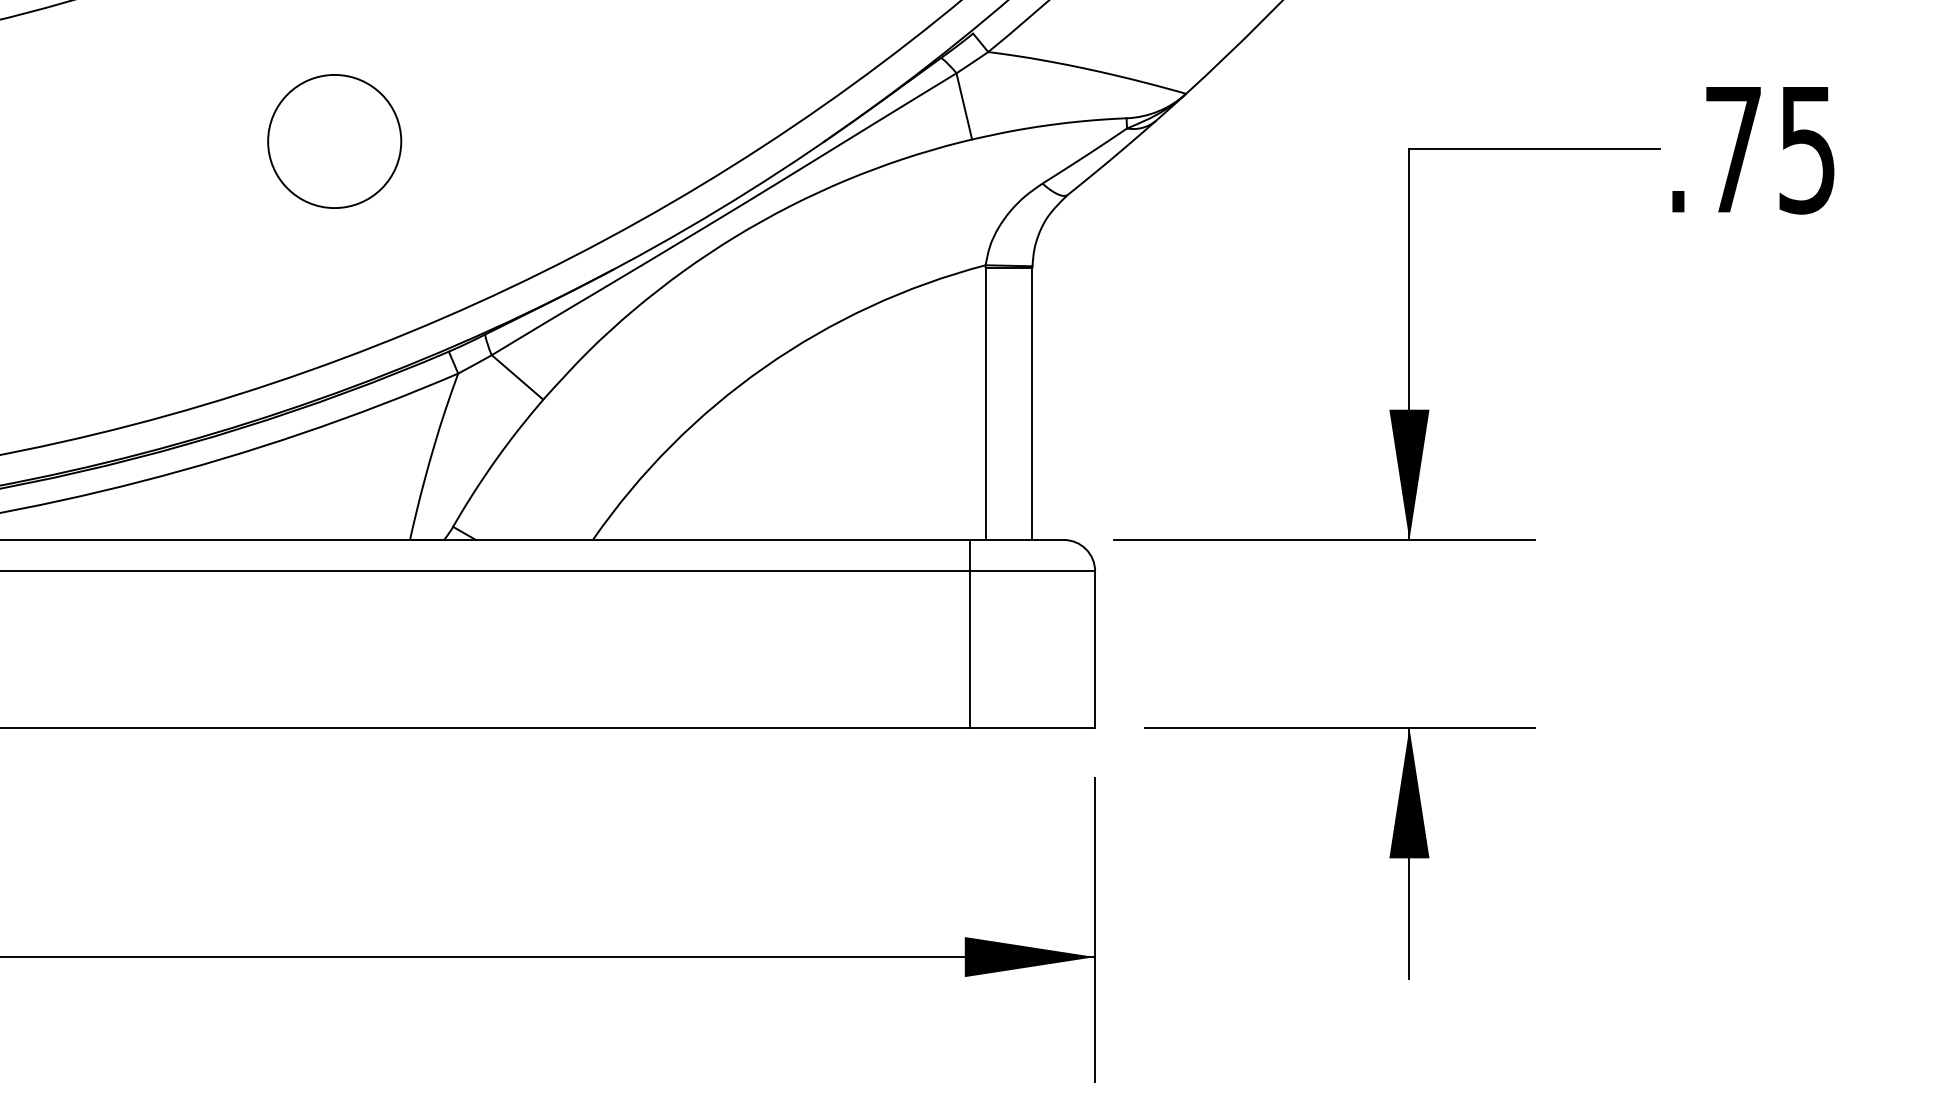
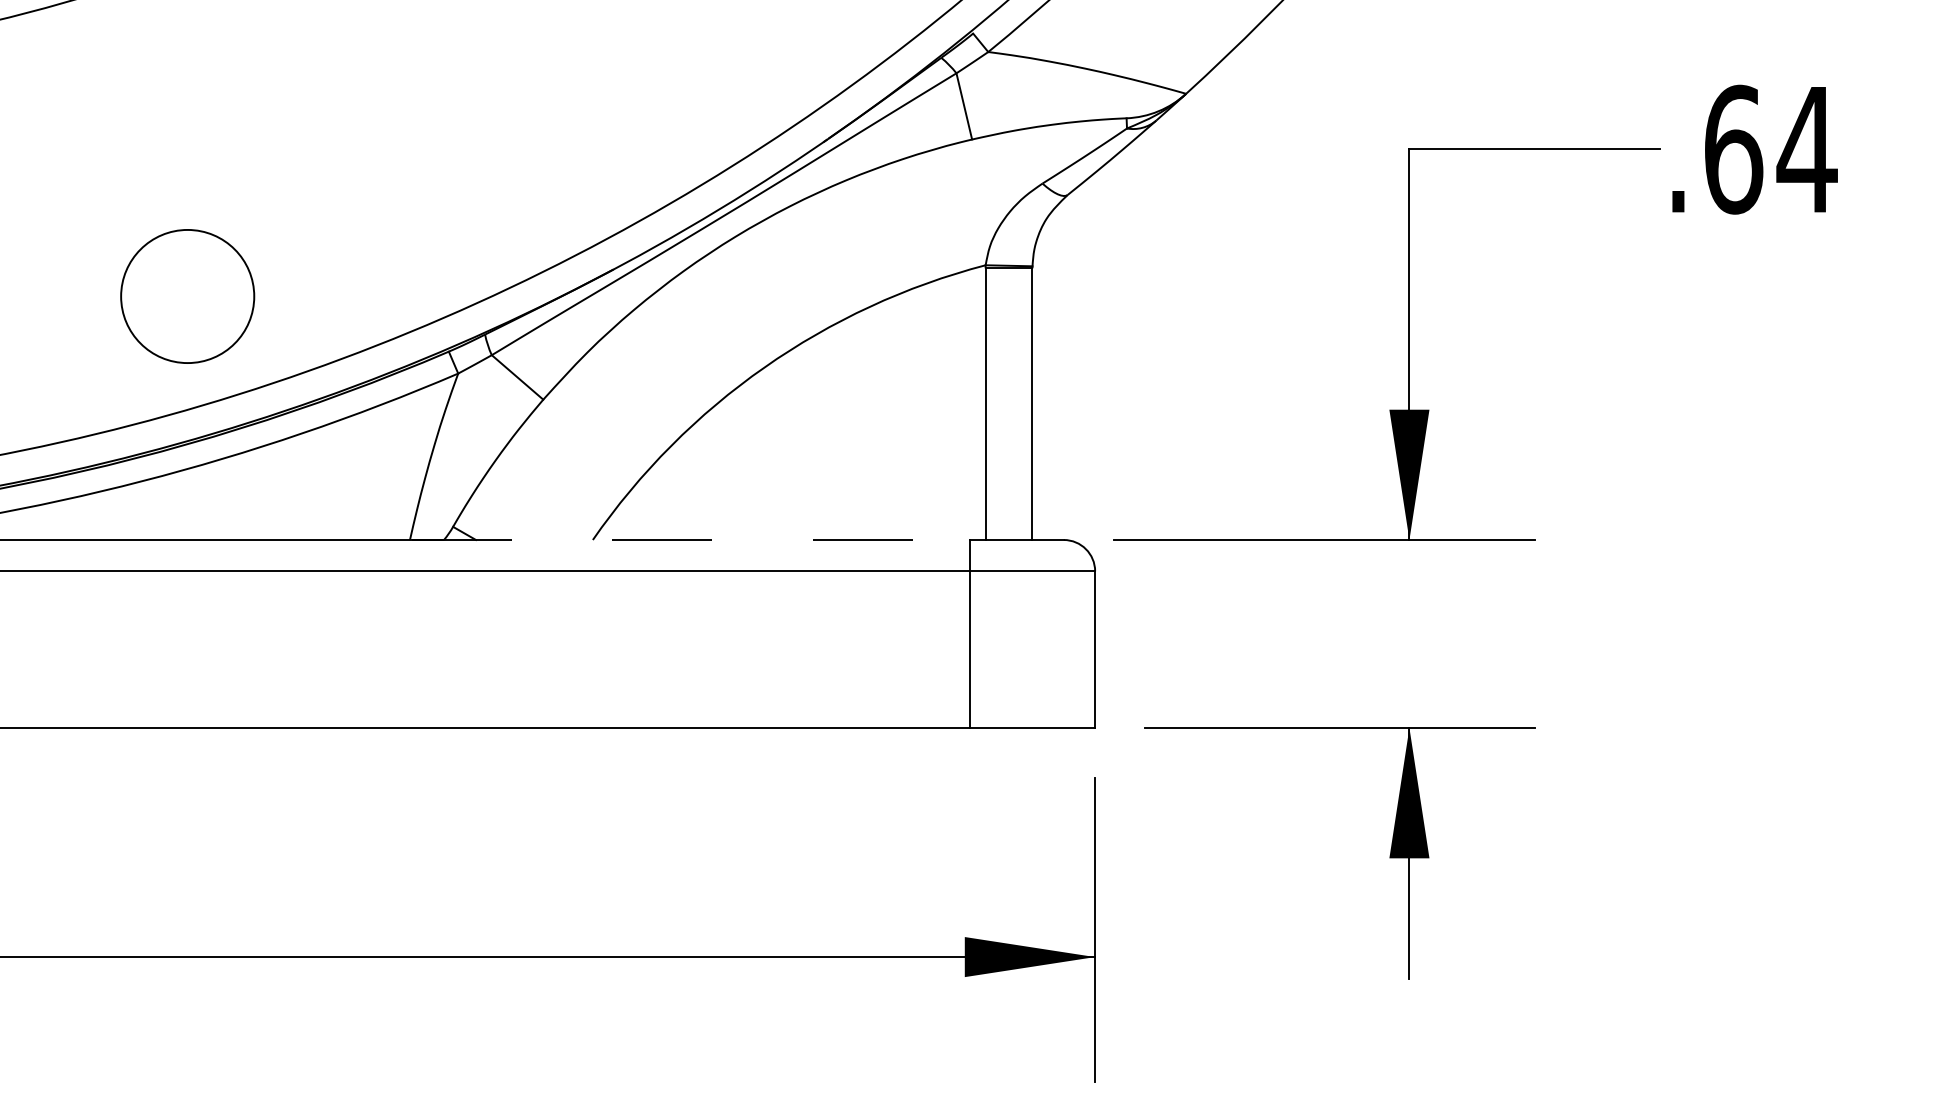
circle position: (334, 141) -> (187, 296) (187, 296)
text: .75 -> .64 (1771, 149)
line: solid -> dashed (691, 540)
